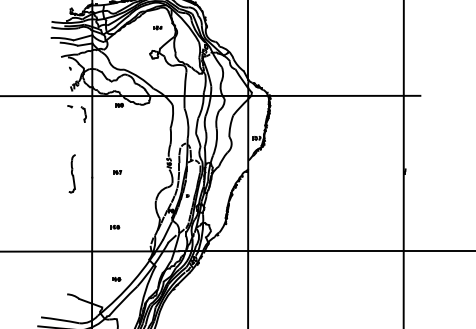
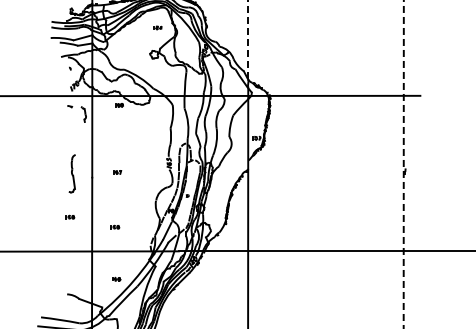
line: solid -> dashed (248, 40)
line: solid -> dashed (403, 164)
part: none -> present (70, 216)
